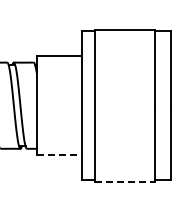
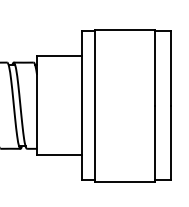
line: dashed -> solid (60, 155)
line: dashed -> solid (125, 181)
